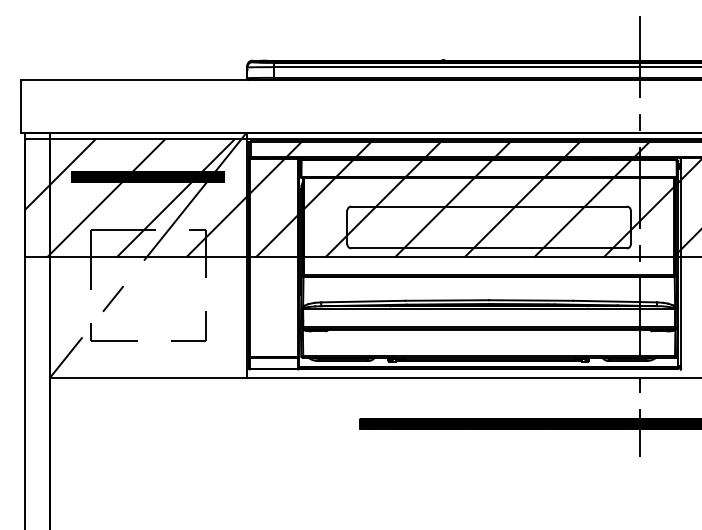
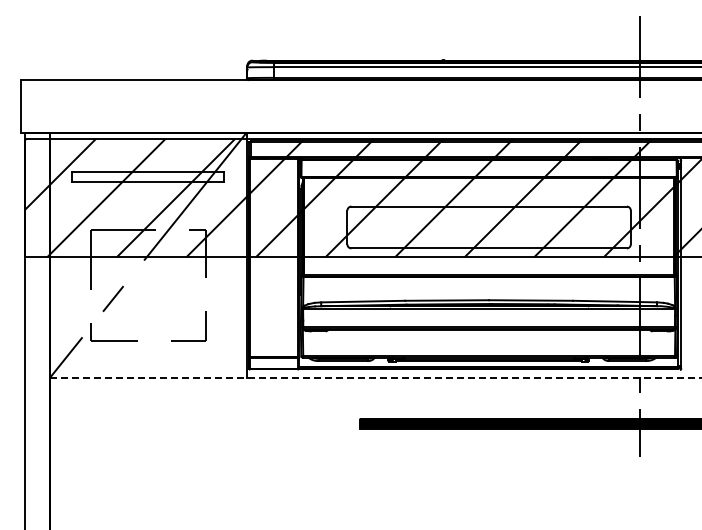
hatch: present -> none (148, 176)
line: solid -> dashed (375, 377)
